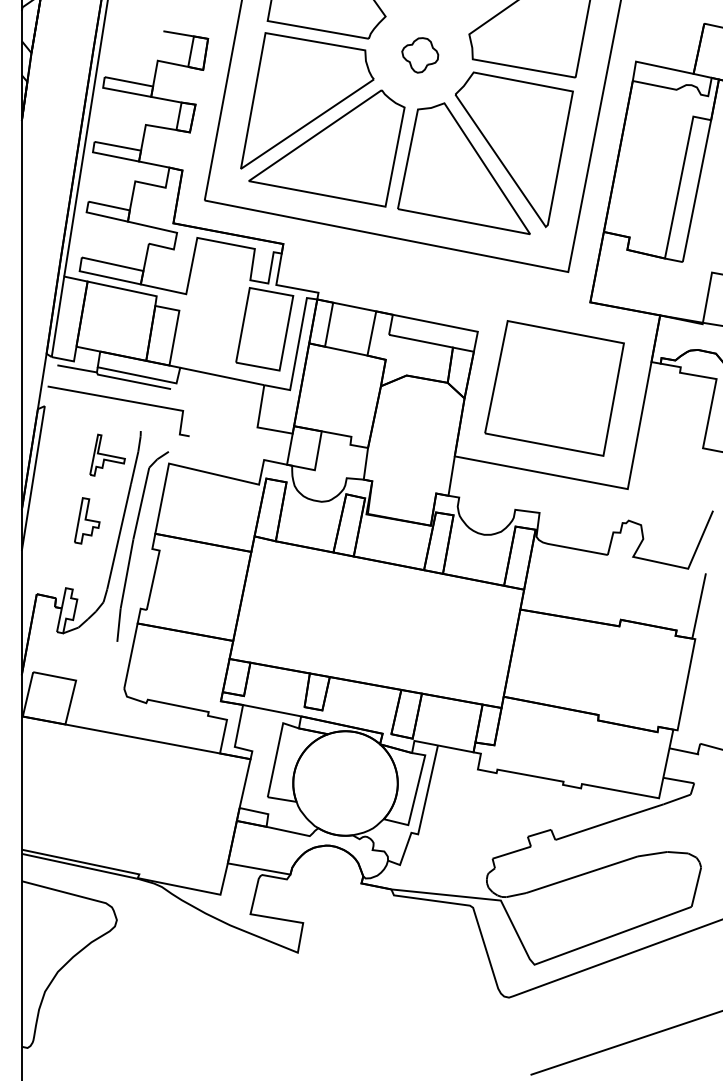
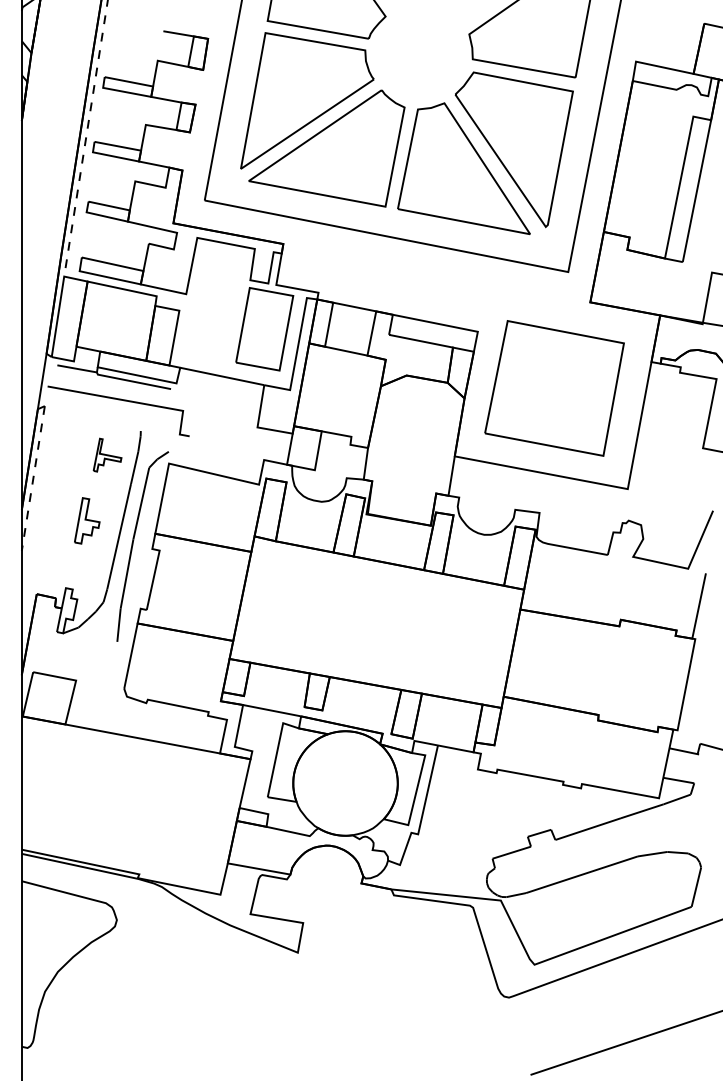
part: present -> none (420, 55)
line: solid -> dashed (86, 138)
part size: 37x44 px -> 31x36 px (107, 454)
line: solid -> dashed (33, 478)
